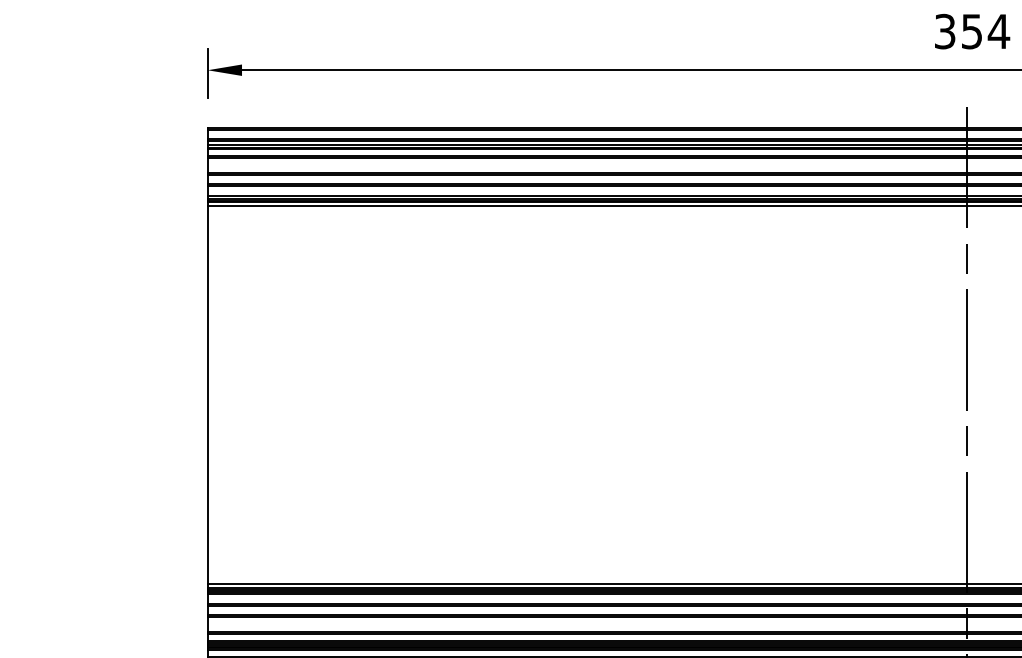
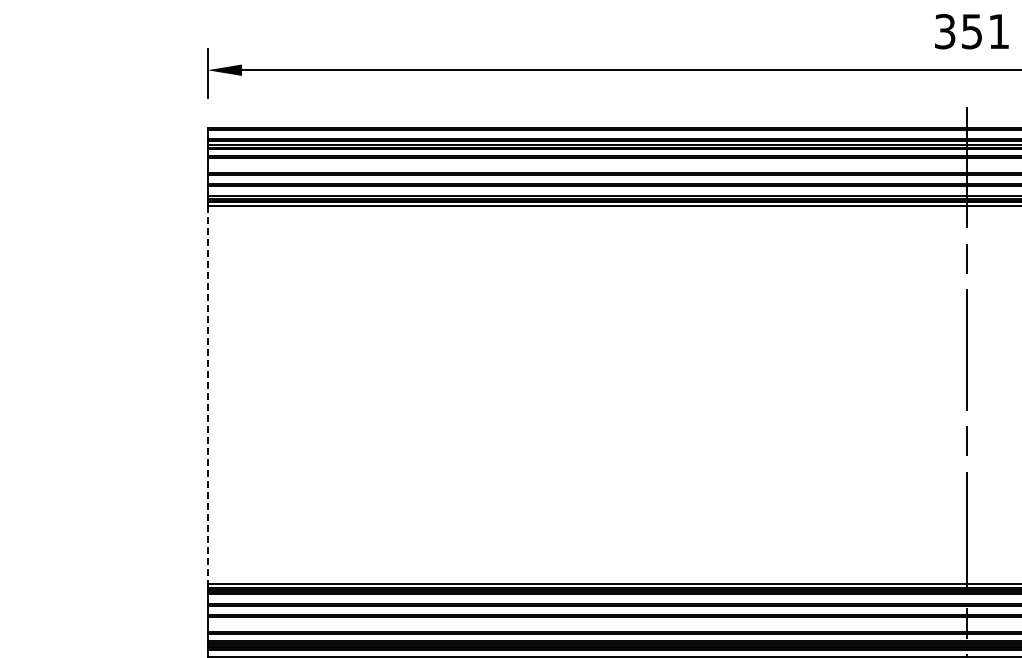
text: 354 -> 351 (998, 31)
line: solid -> dashed (207, 395)
